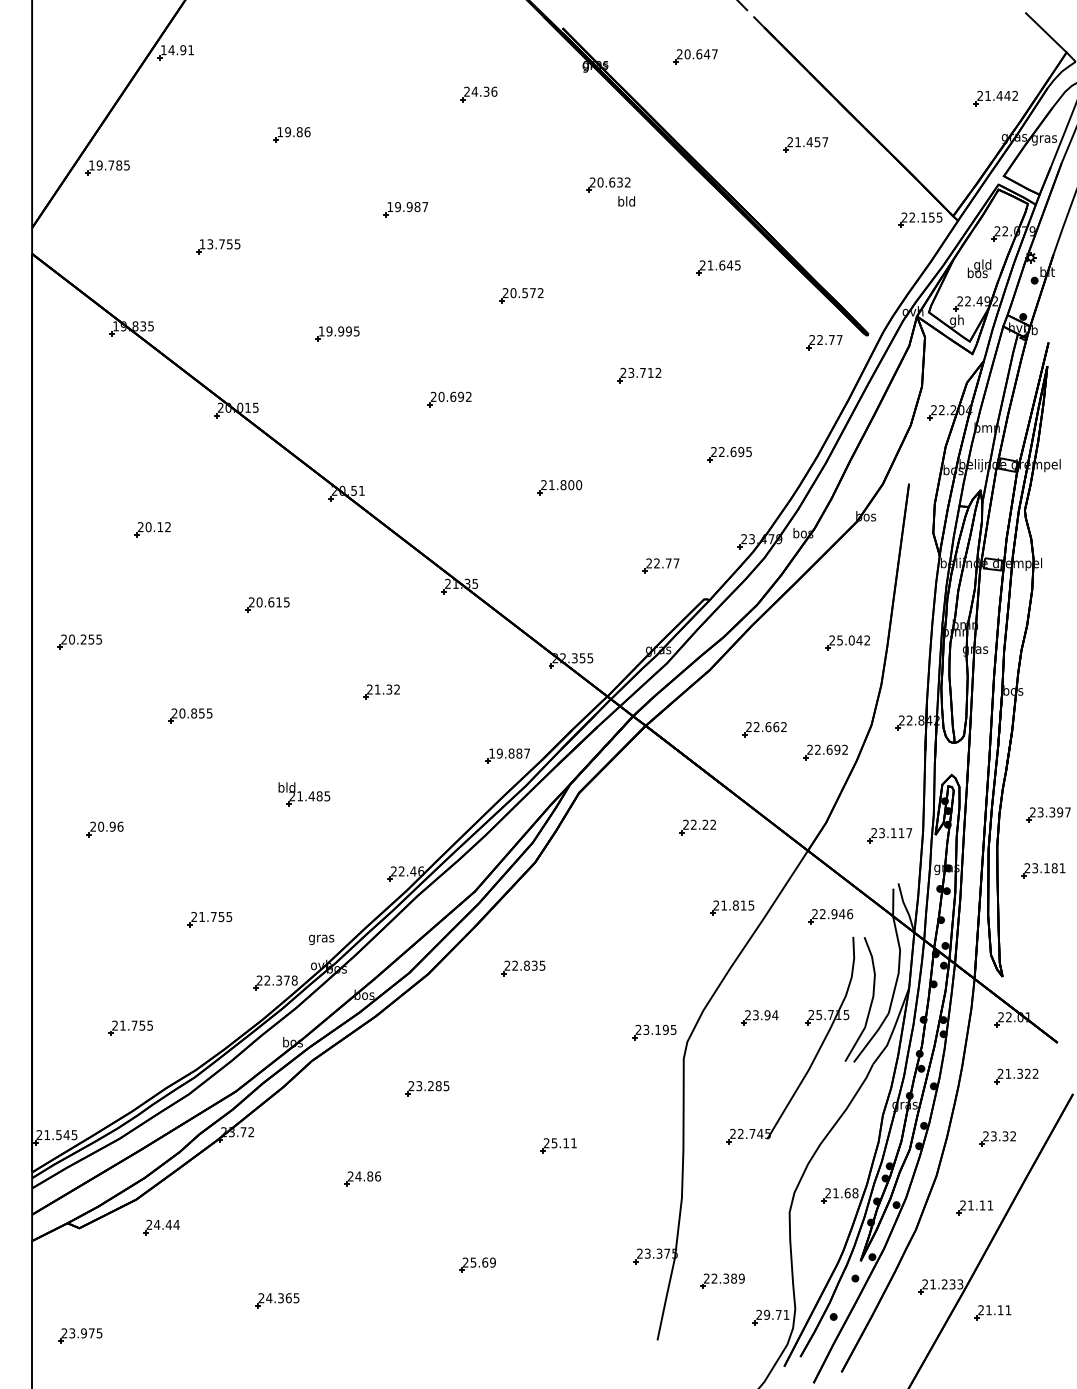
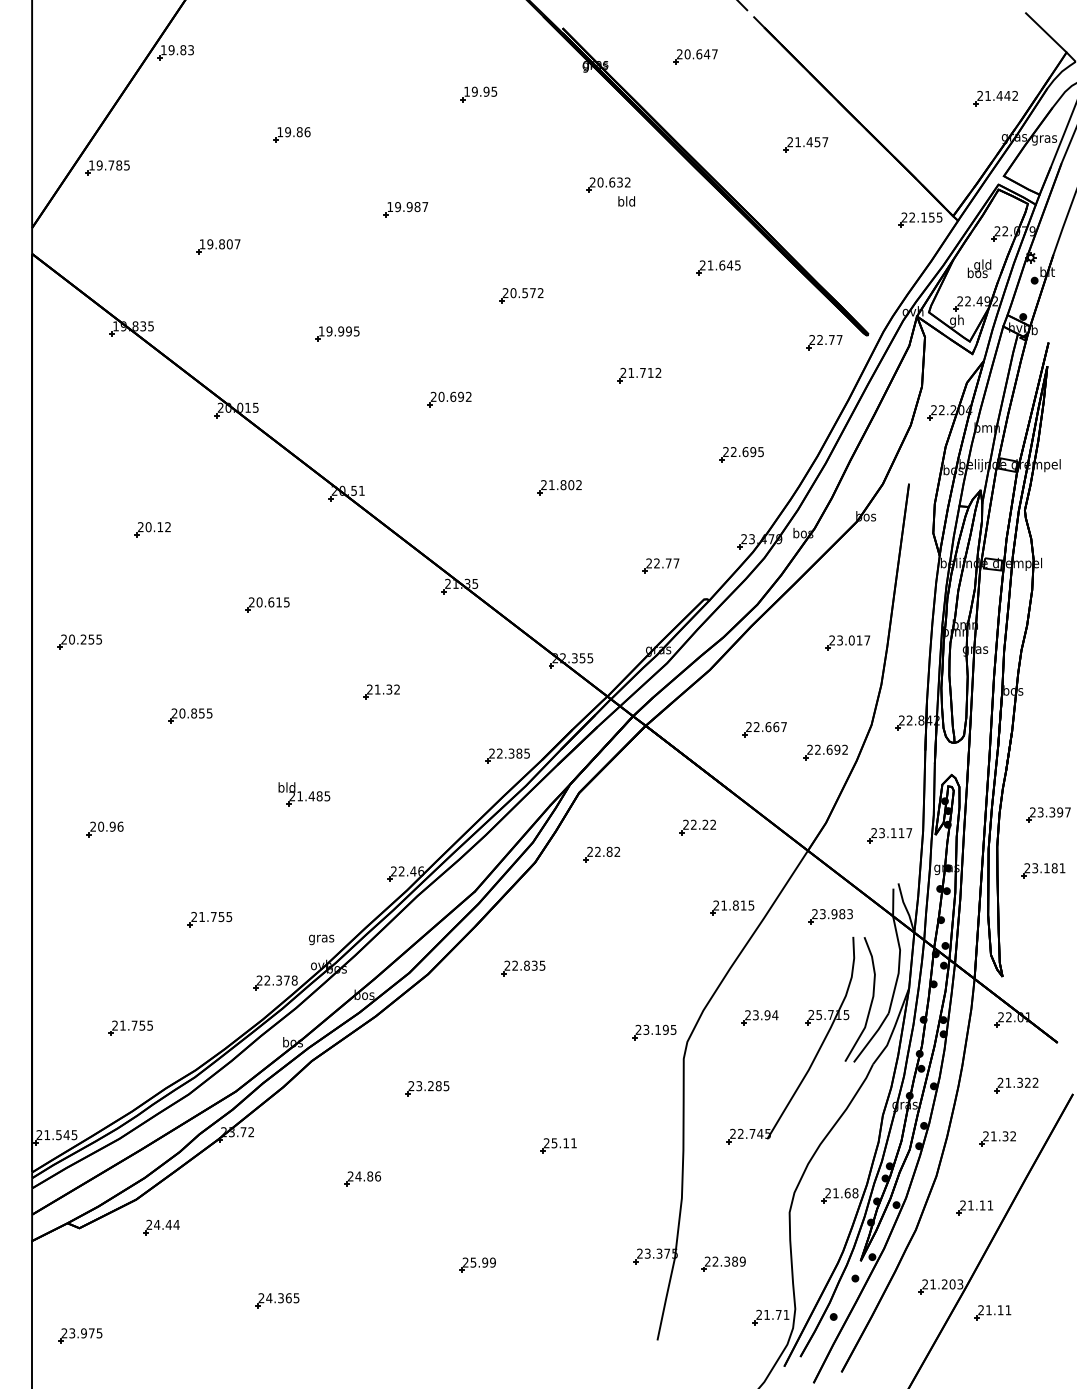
text: 14.91 -> 19.83 (180, 50)
text: 24.36 -> 19.95 (480, 91)
text: 13.755 -> 19.807 (223, 244)
text: 23.712 -> 21.712 (631, 372)
part position: (729, 454) -> (741, 454) (741, 454)
text: 21.800 -> 21.802 (579, 485)
text: 25.042 -> 23.017 (853, 640)
text: 22.662 -> 22.667 (783, 726)
text: 19.887 -> 22.385 (509, 753)
part: none -> present (601, 854)
text: 22.946 -> 23.983 (836, 914)
part position: (1016, 1076) -> (1016, 1085) (1016, 1085)
text: 23.32 -> 21.32 (993, 1136)
text: 25.69 -> 25.99 (485, 1262)
part position: (722, 1280) -> (723, 1263) (723, 1263)
text: 21.233 -> 21.203 (952, 1284)
text: 29.71 -> 21.71 (767, 1314)
